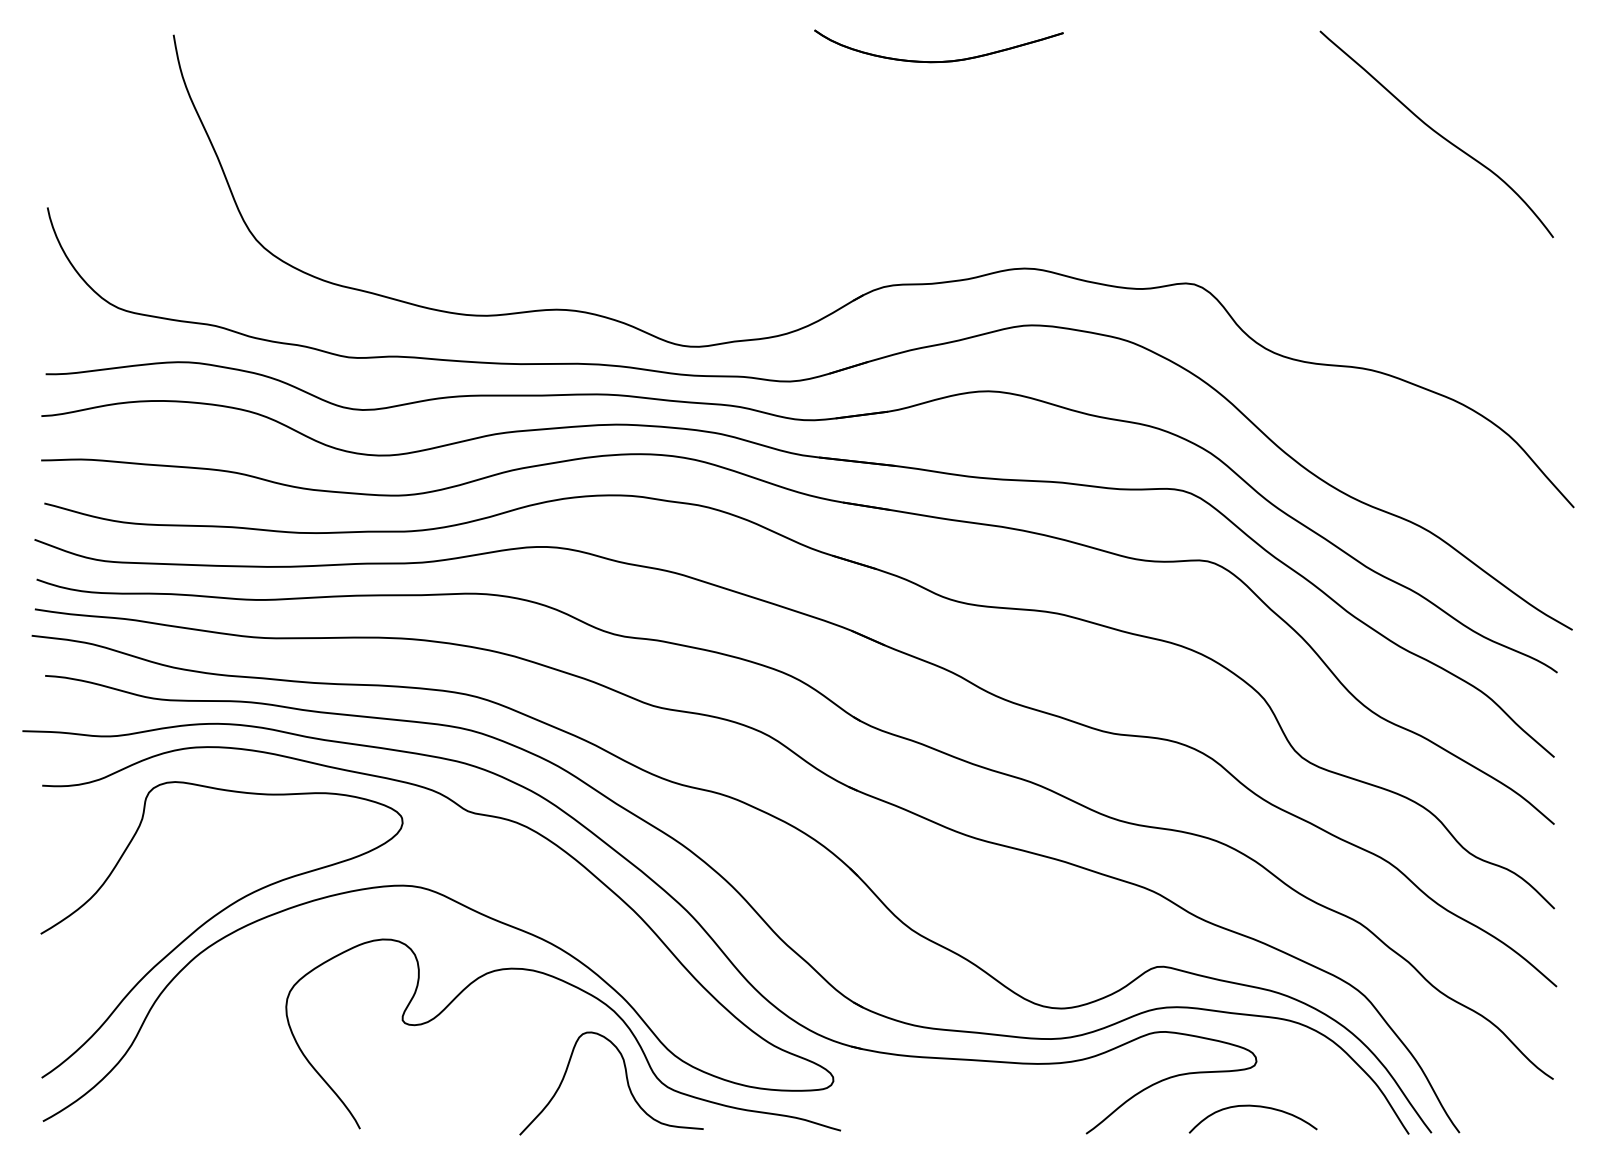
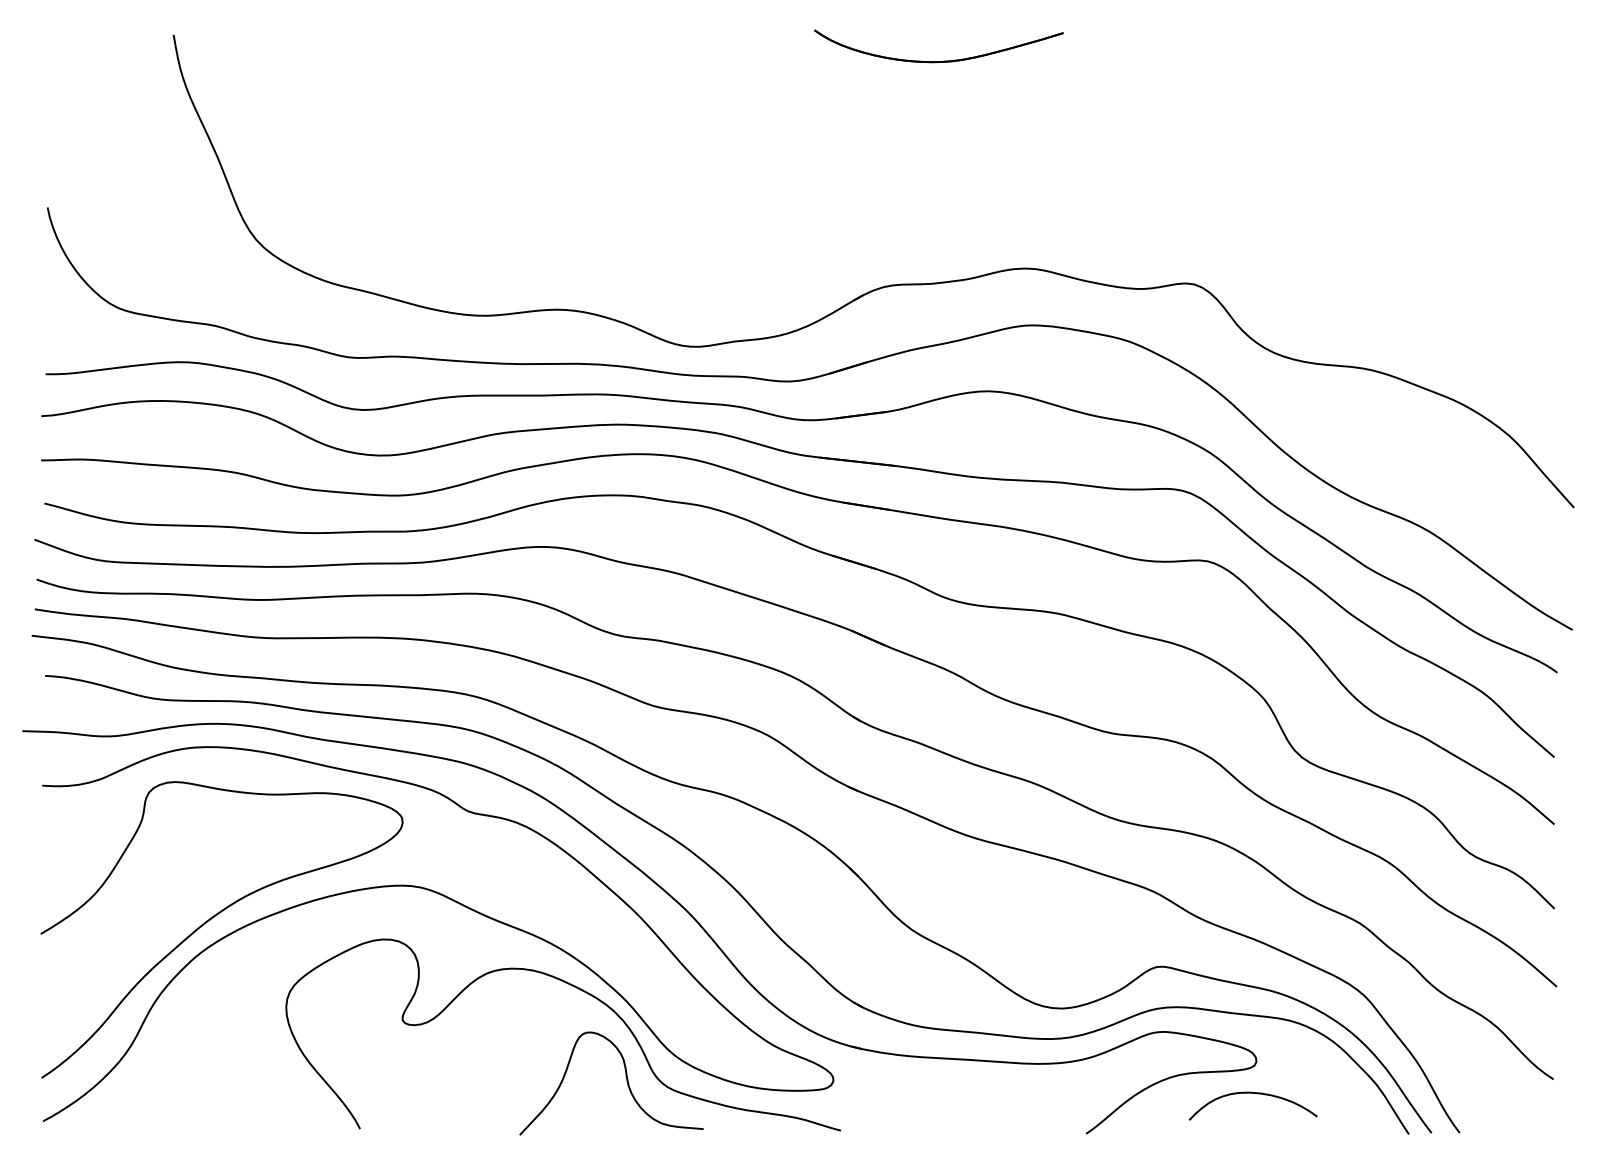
curve: present -> none (1436, 133)
curve position: (1256, 1107) -> (1256, 1094) (1256, 1094)
